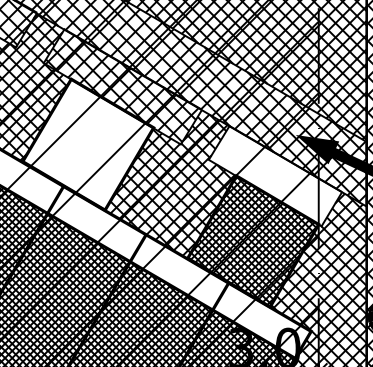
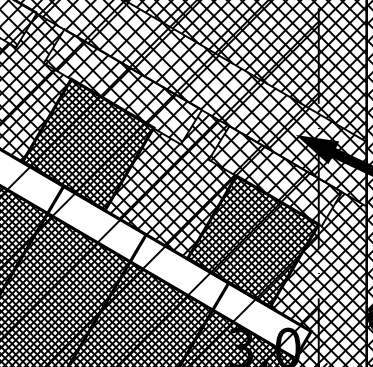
hatch: none -> present (88, 143)
hatch: none -> present (275, 175)
